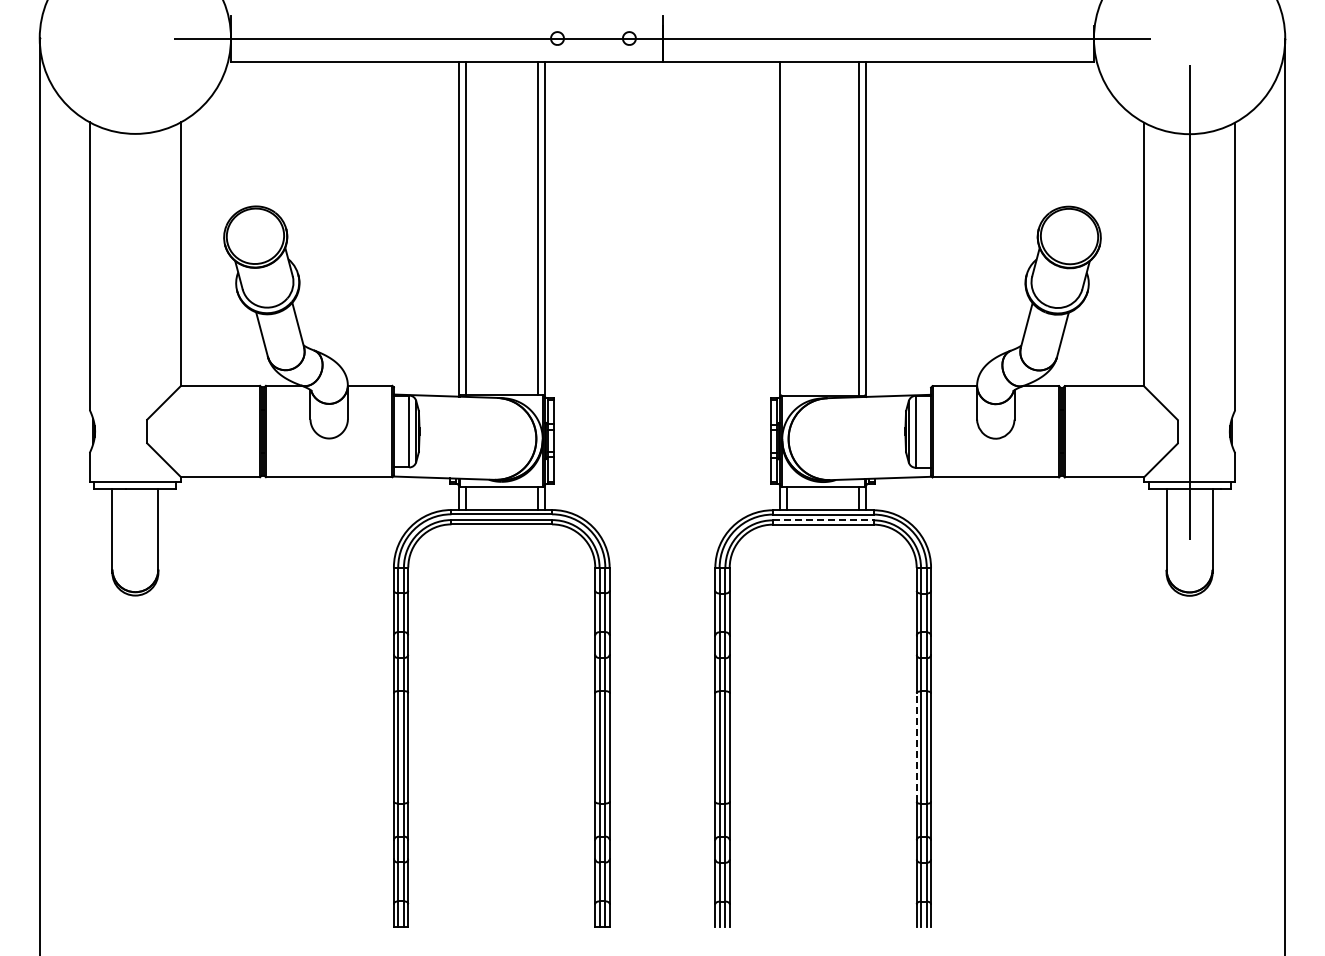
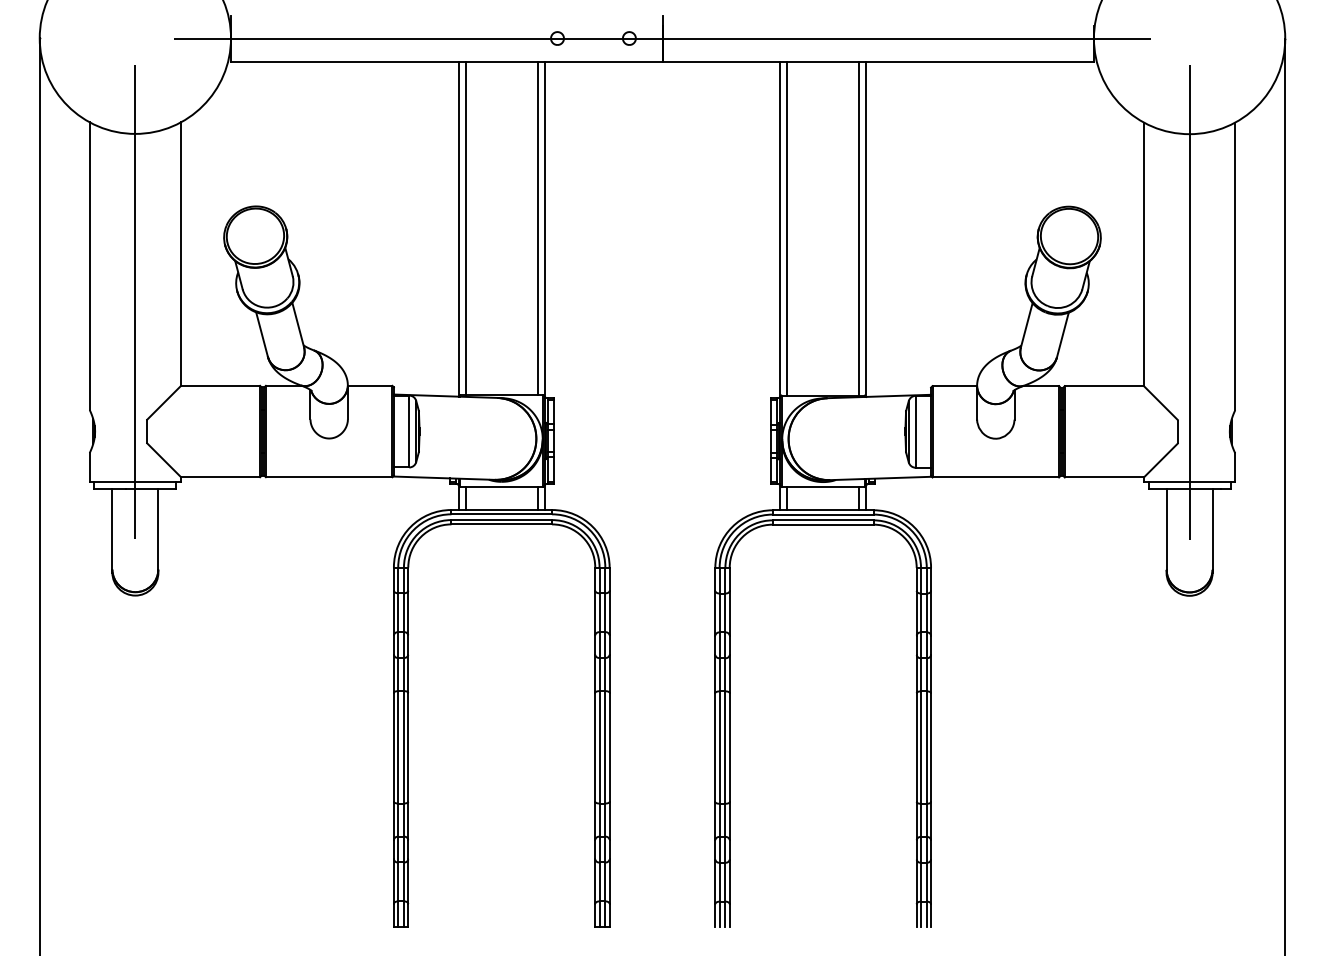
line: none -> present (787, 228)
line: none -> present (135, 301)
line: dashed -> solid (823, 520)
line: dashed -> solid (916, 747)
